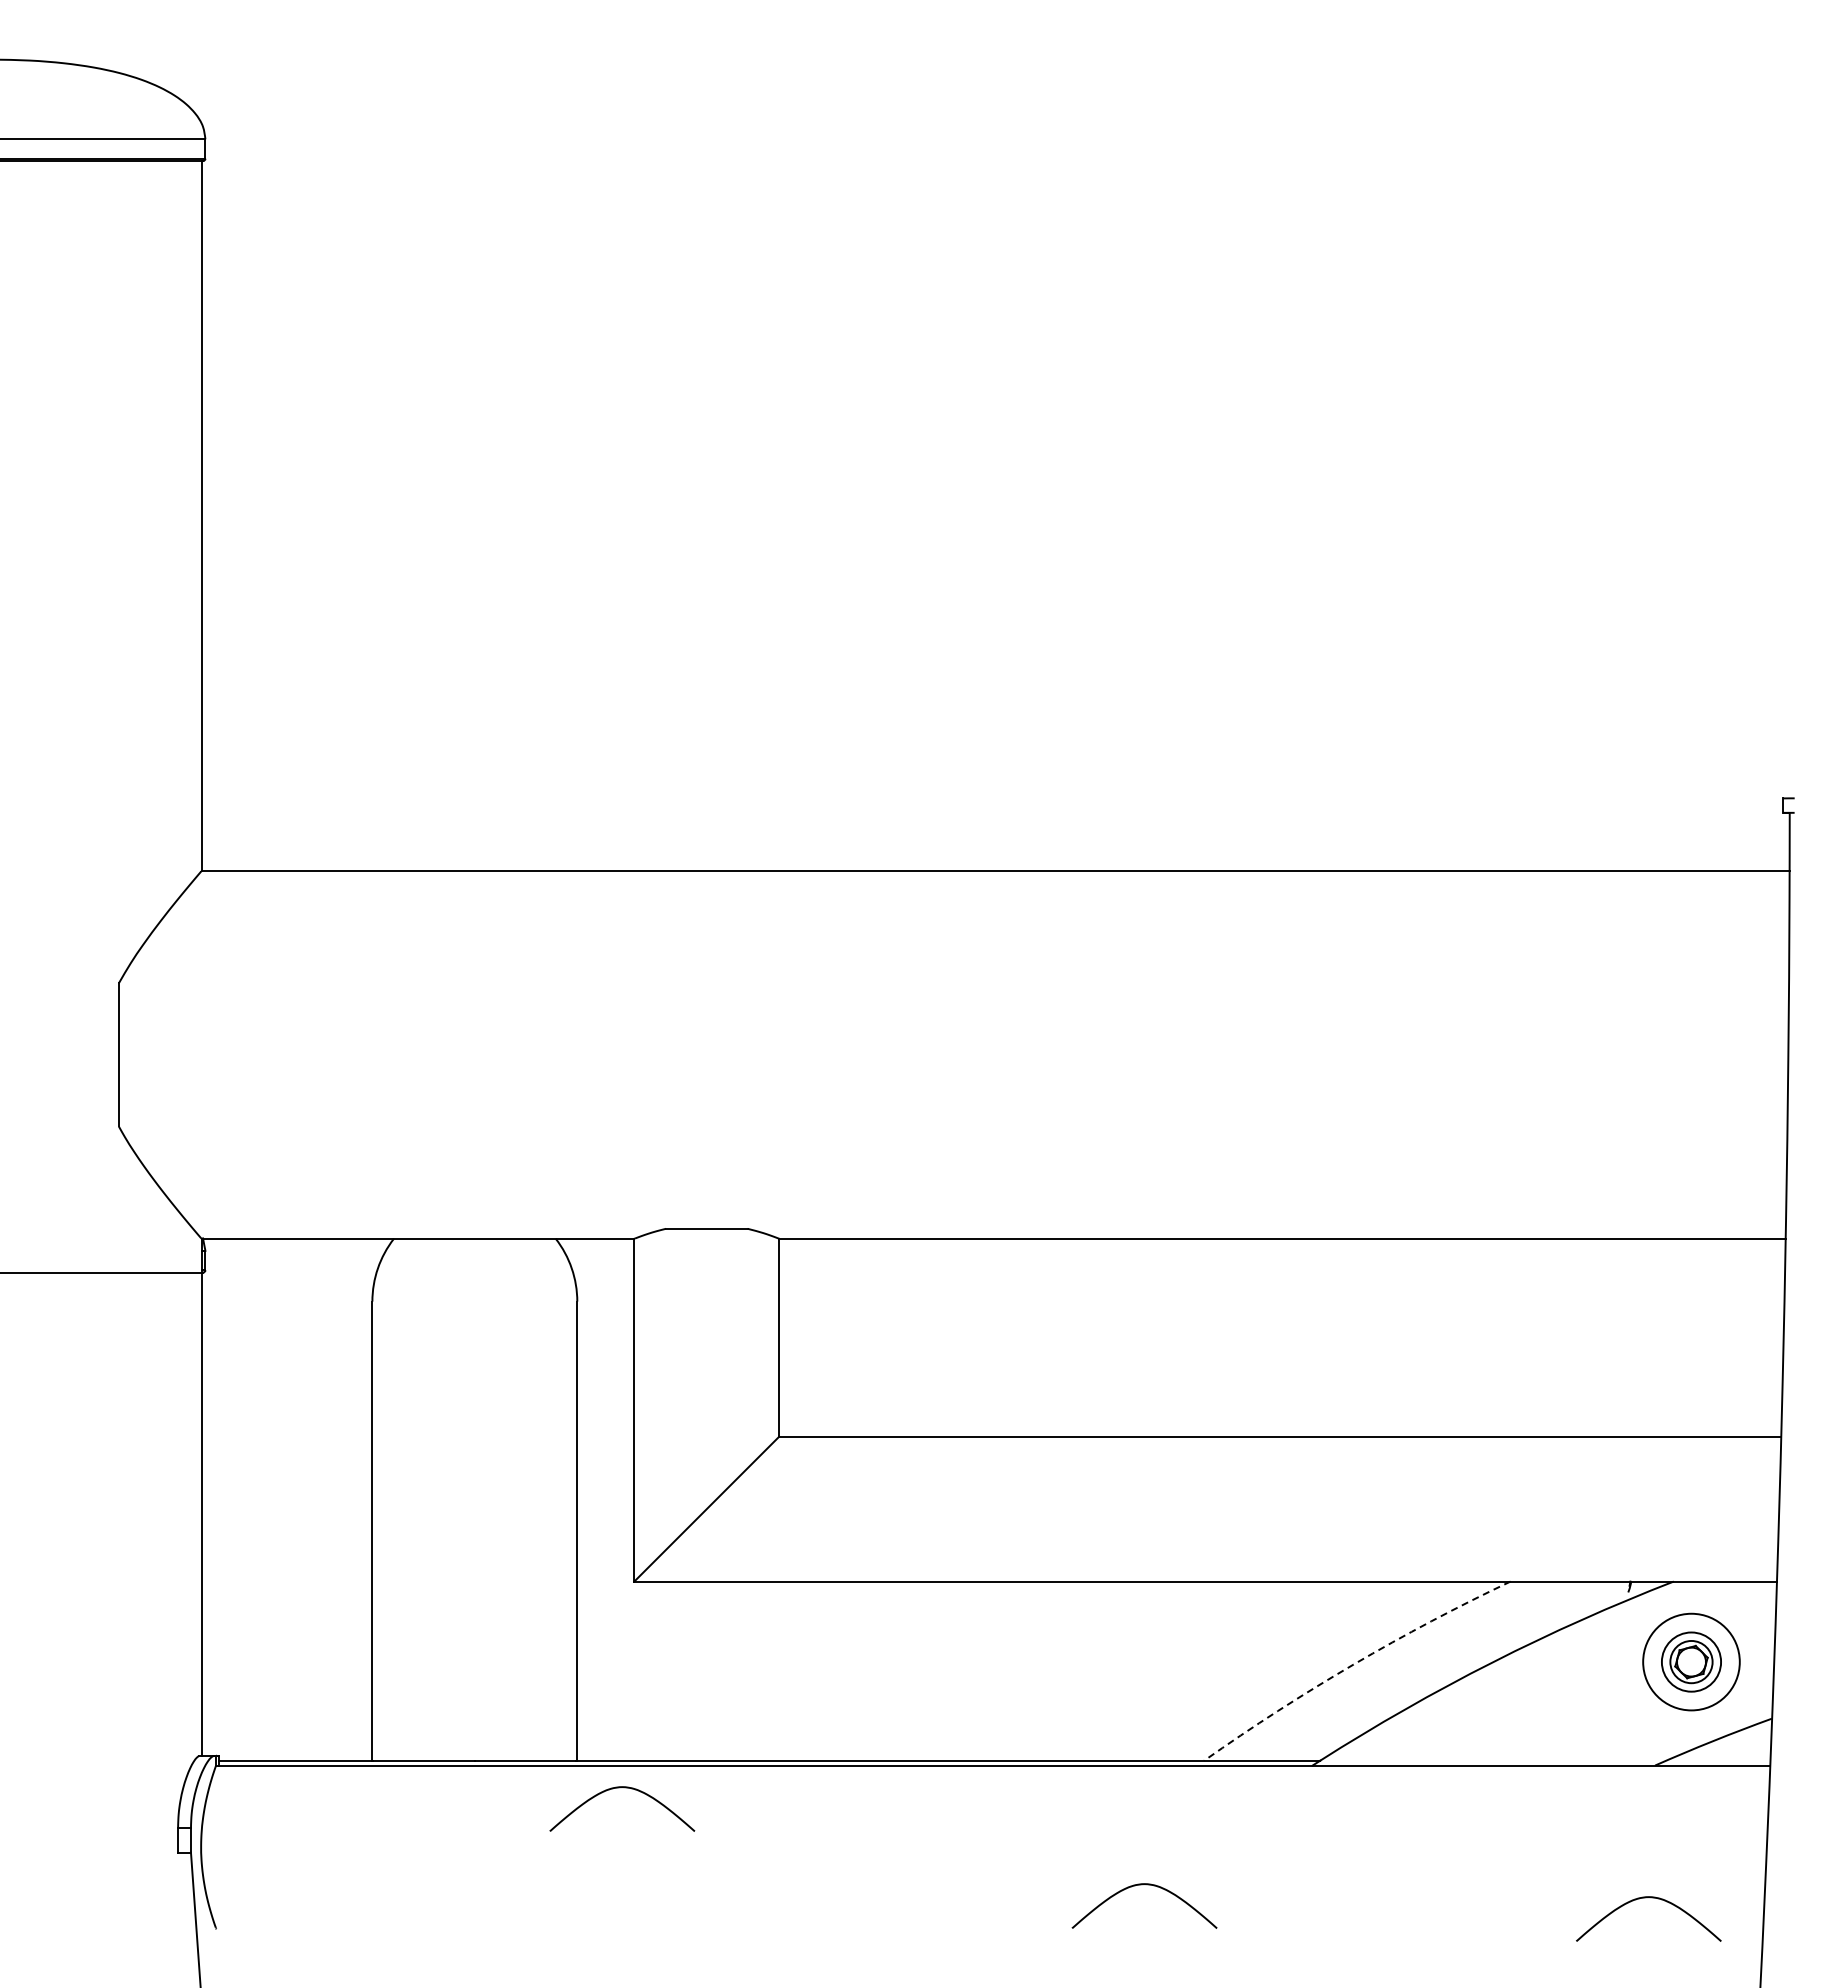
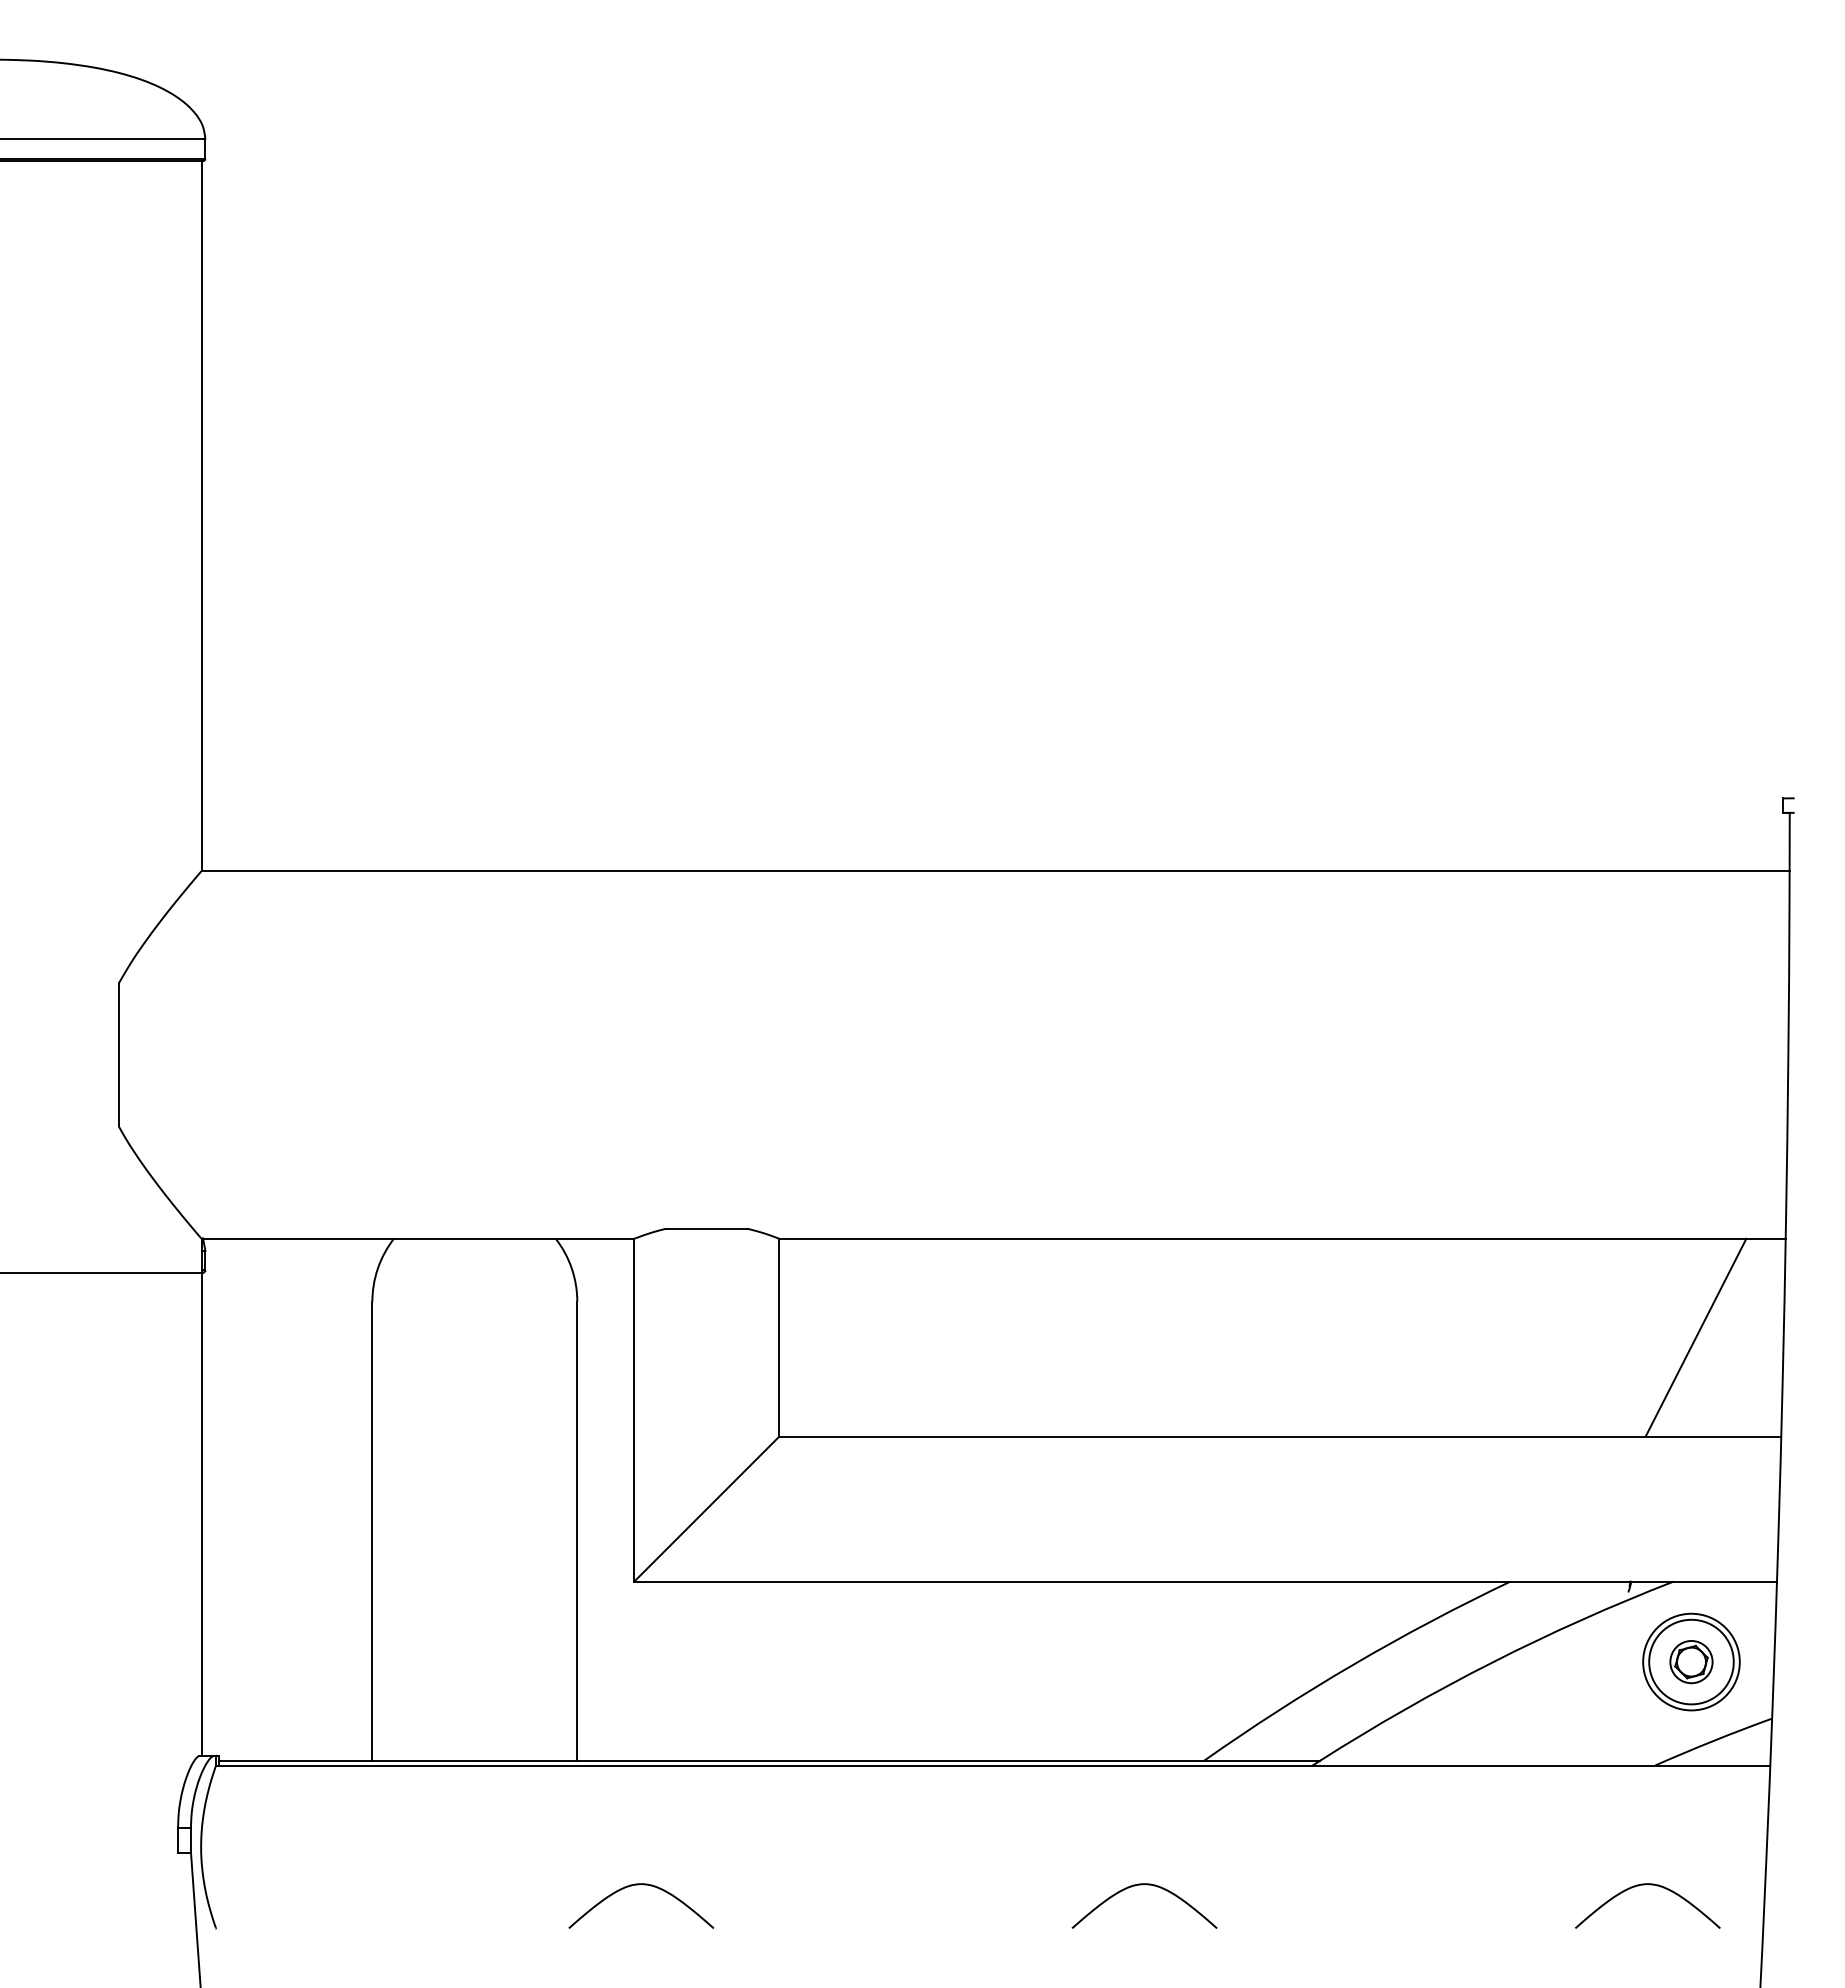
line: none -> present (1695, 1337)
circle diameter: 59 px -> 85 px (1691, 1661)
arc: dashed -> solid (1353, 1664)
curve position: (620, 1788) -> (639, 1885) (639, 1885)
curve position: (1646, 1898) -> (1645, 1885) (1645, 1885)
